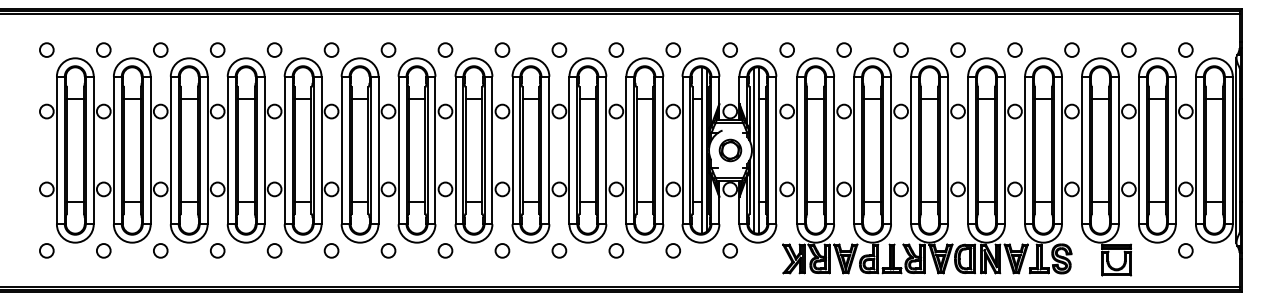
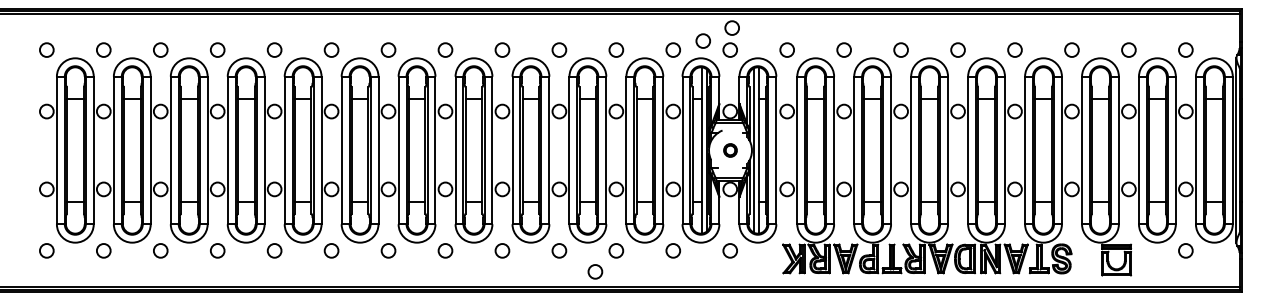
circle: none -> present (731, 27)
circle: none -> present (702, 40)
part size: 25x25 px -> 15x15 px (730, 150)
circle: none -> present (595, 271)
